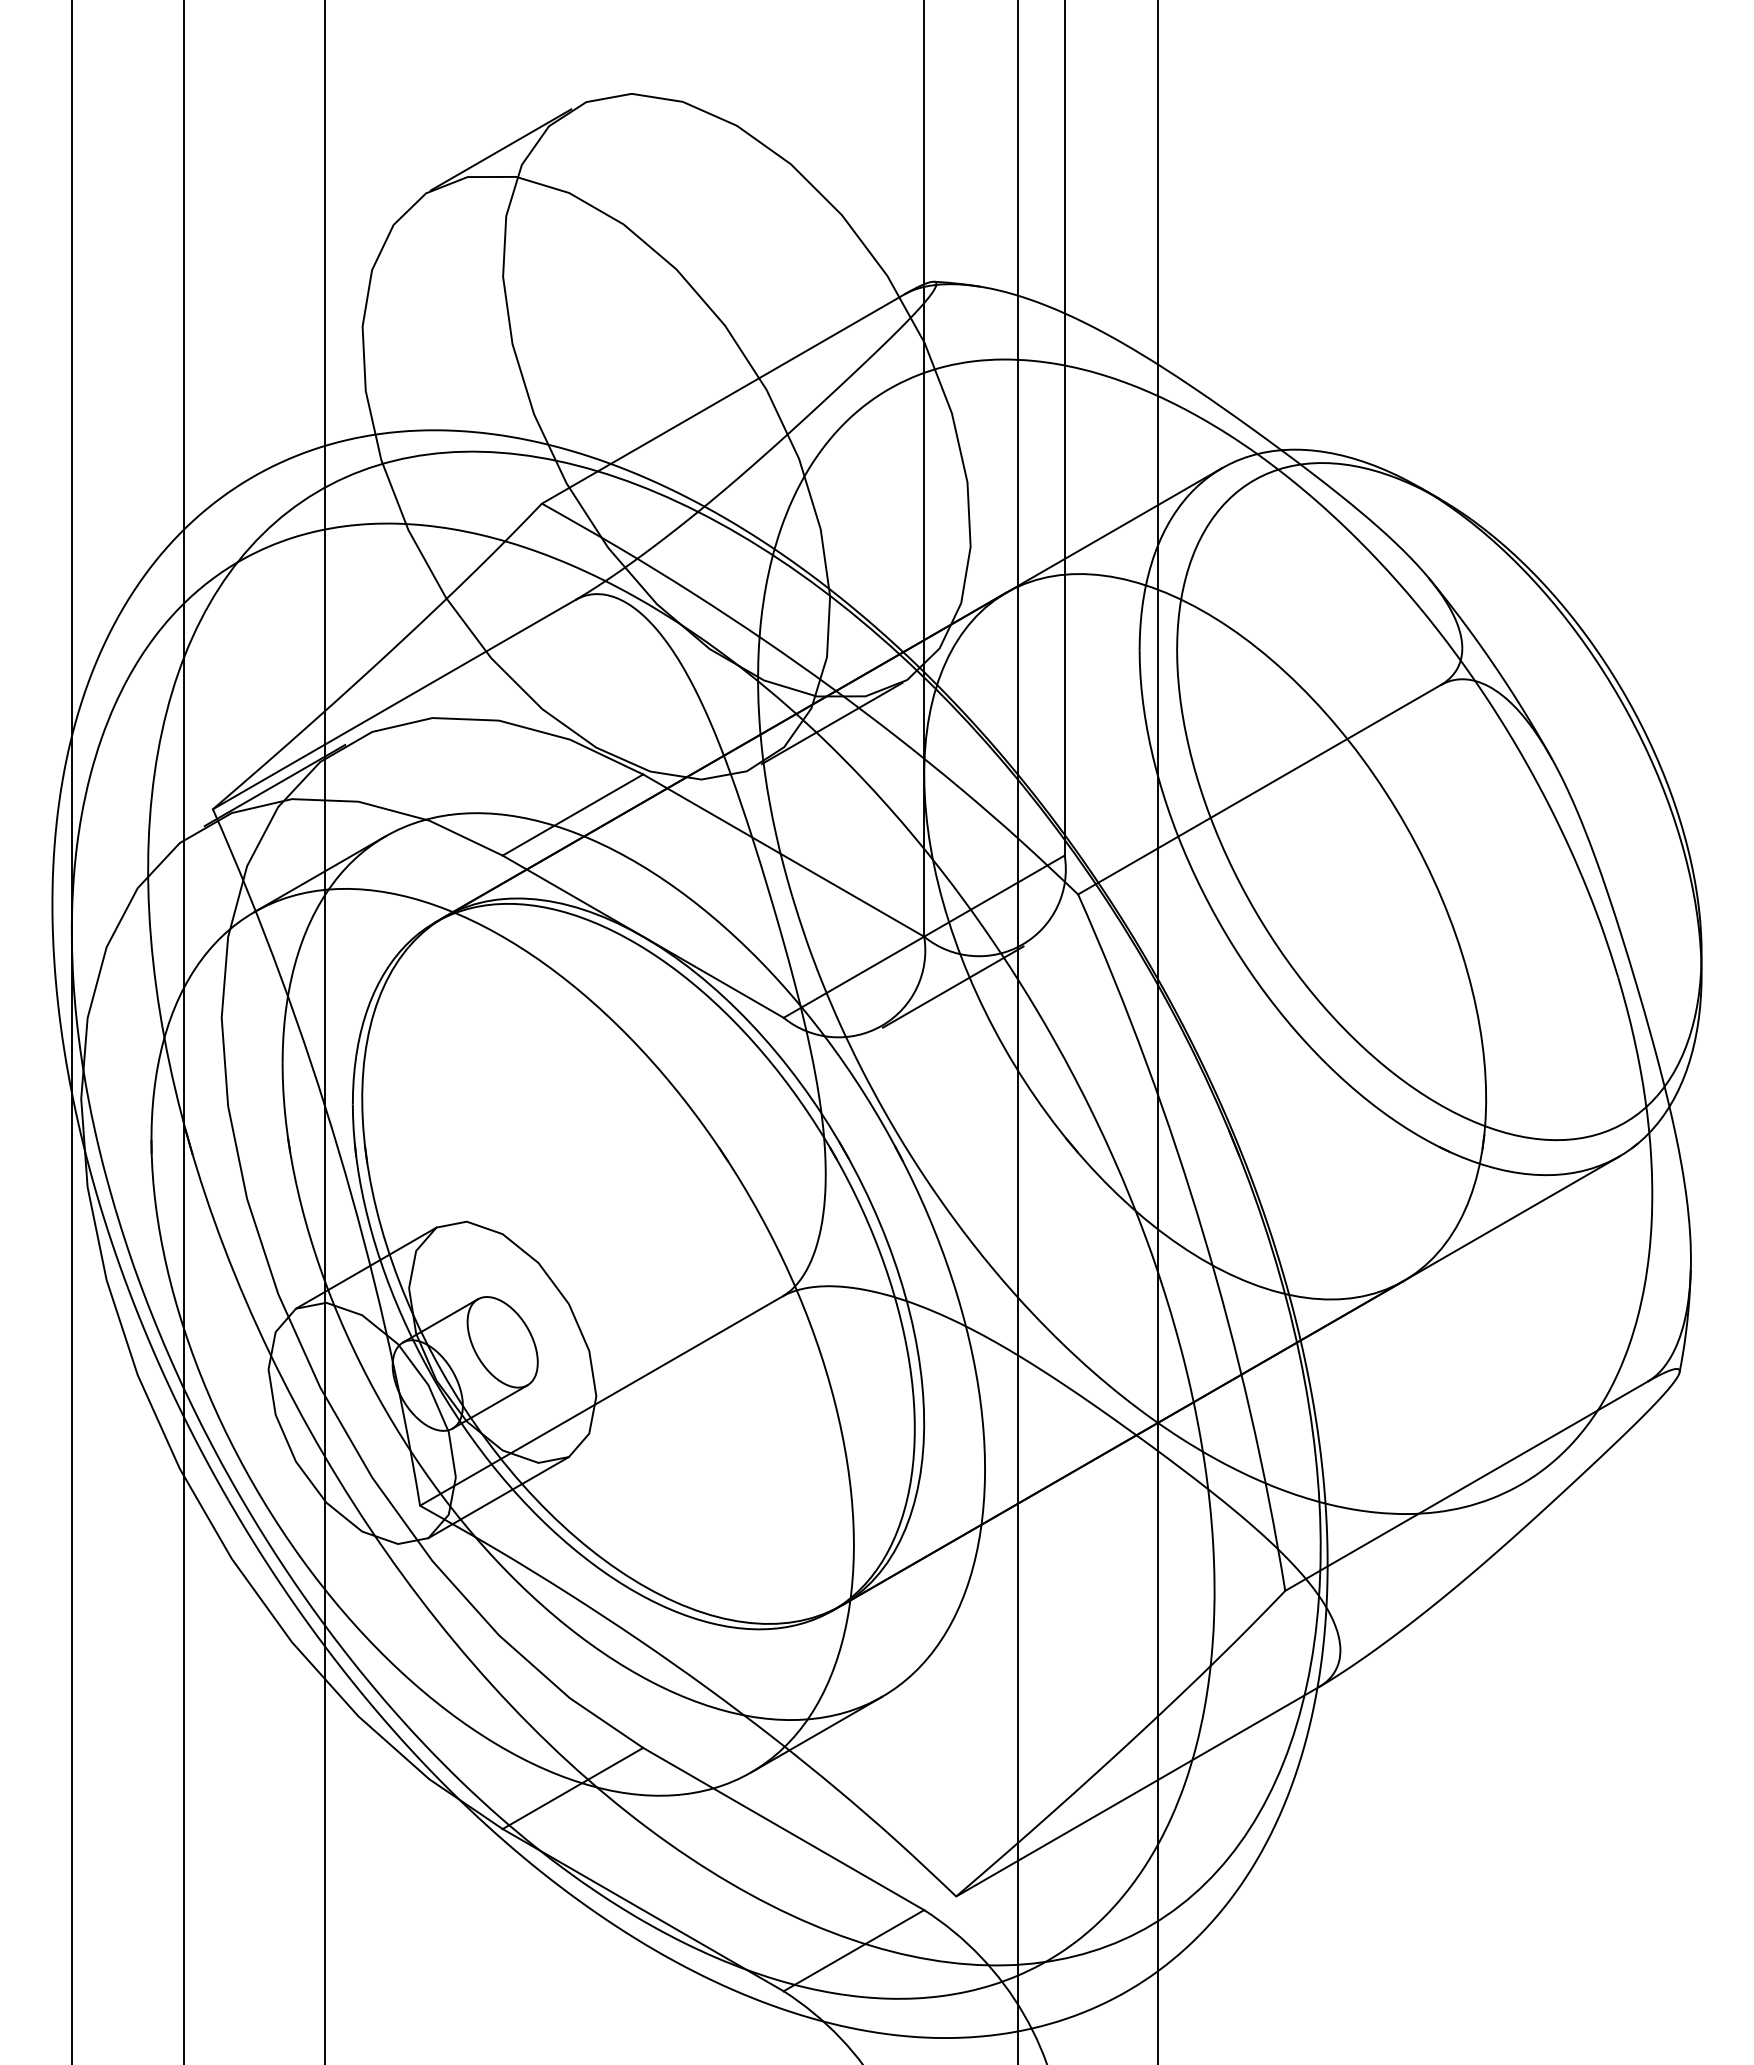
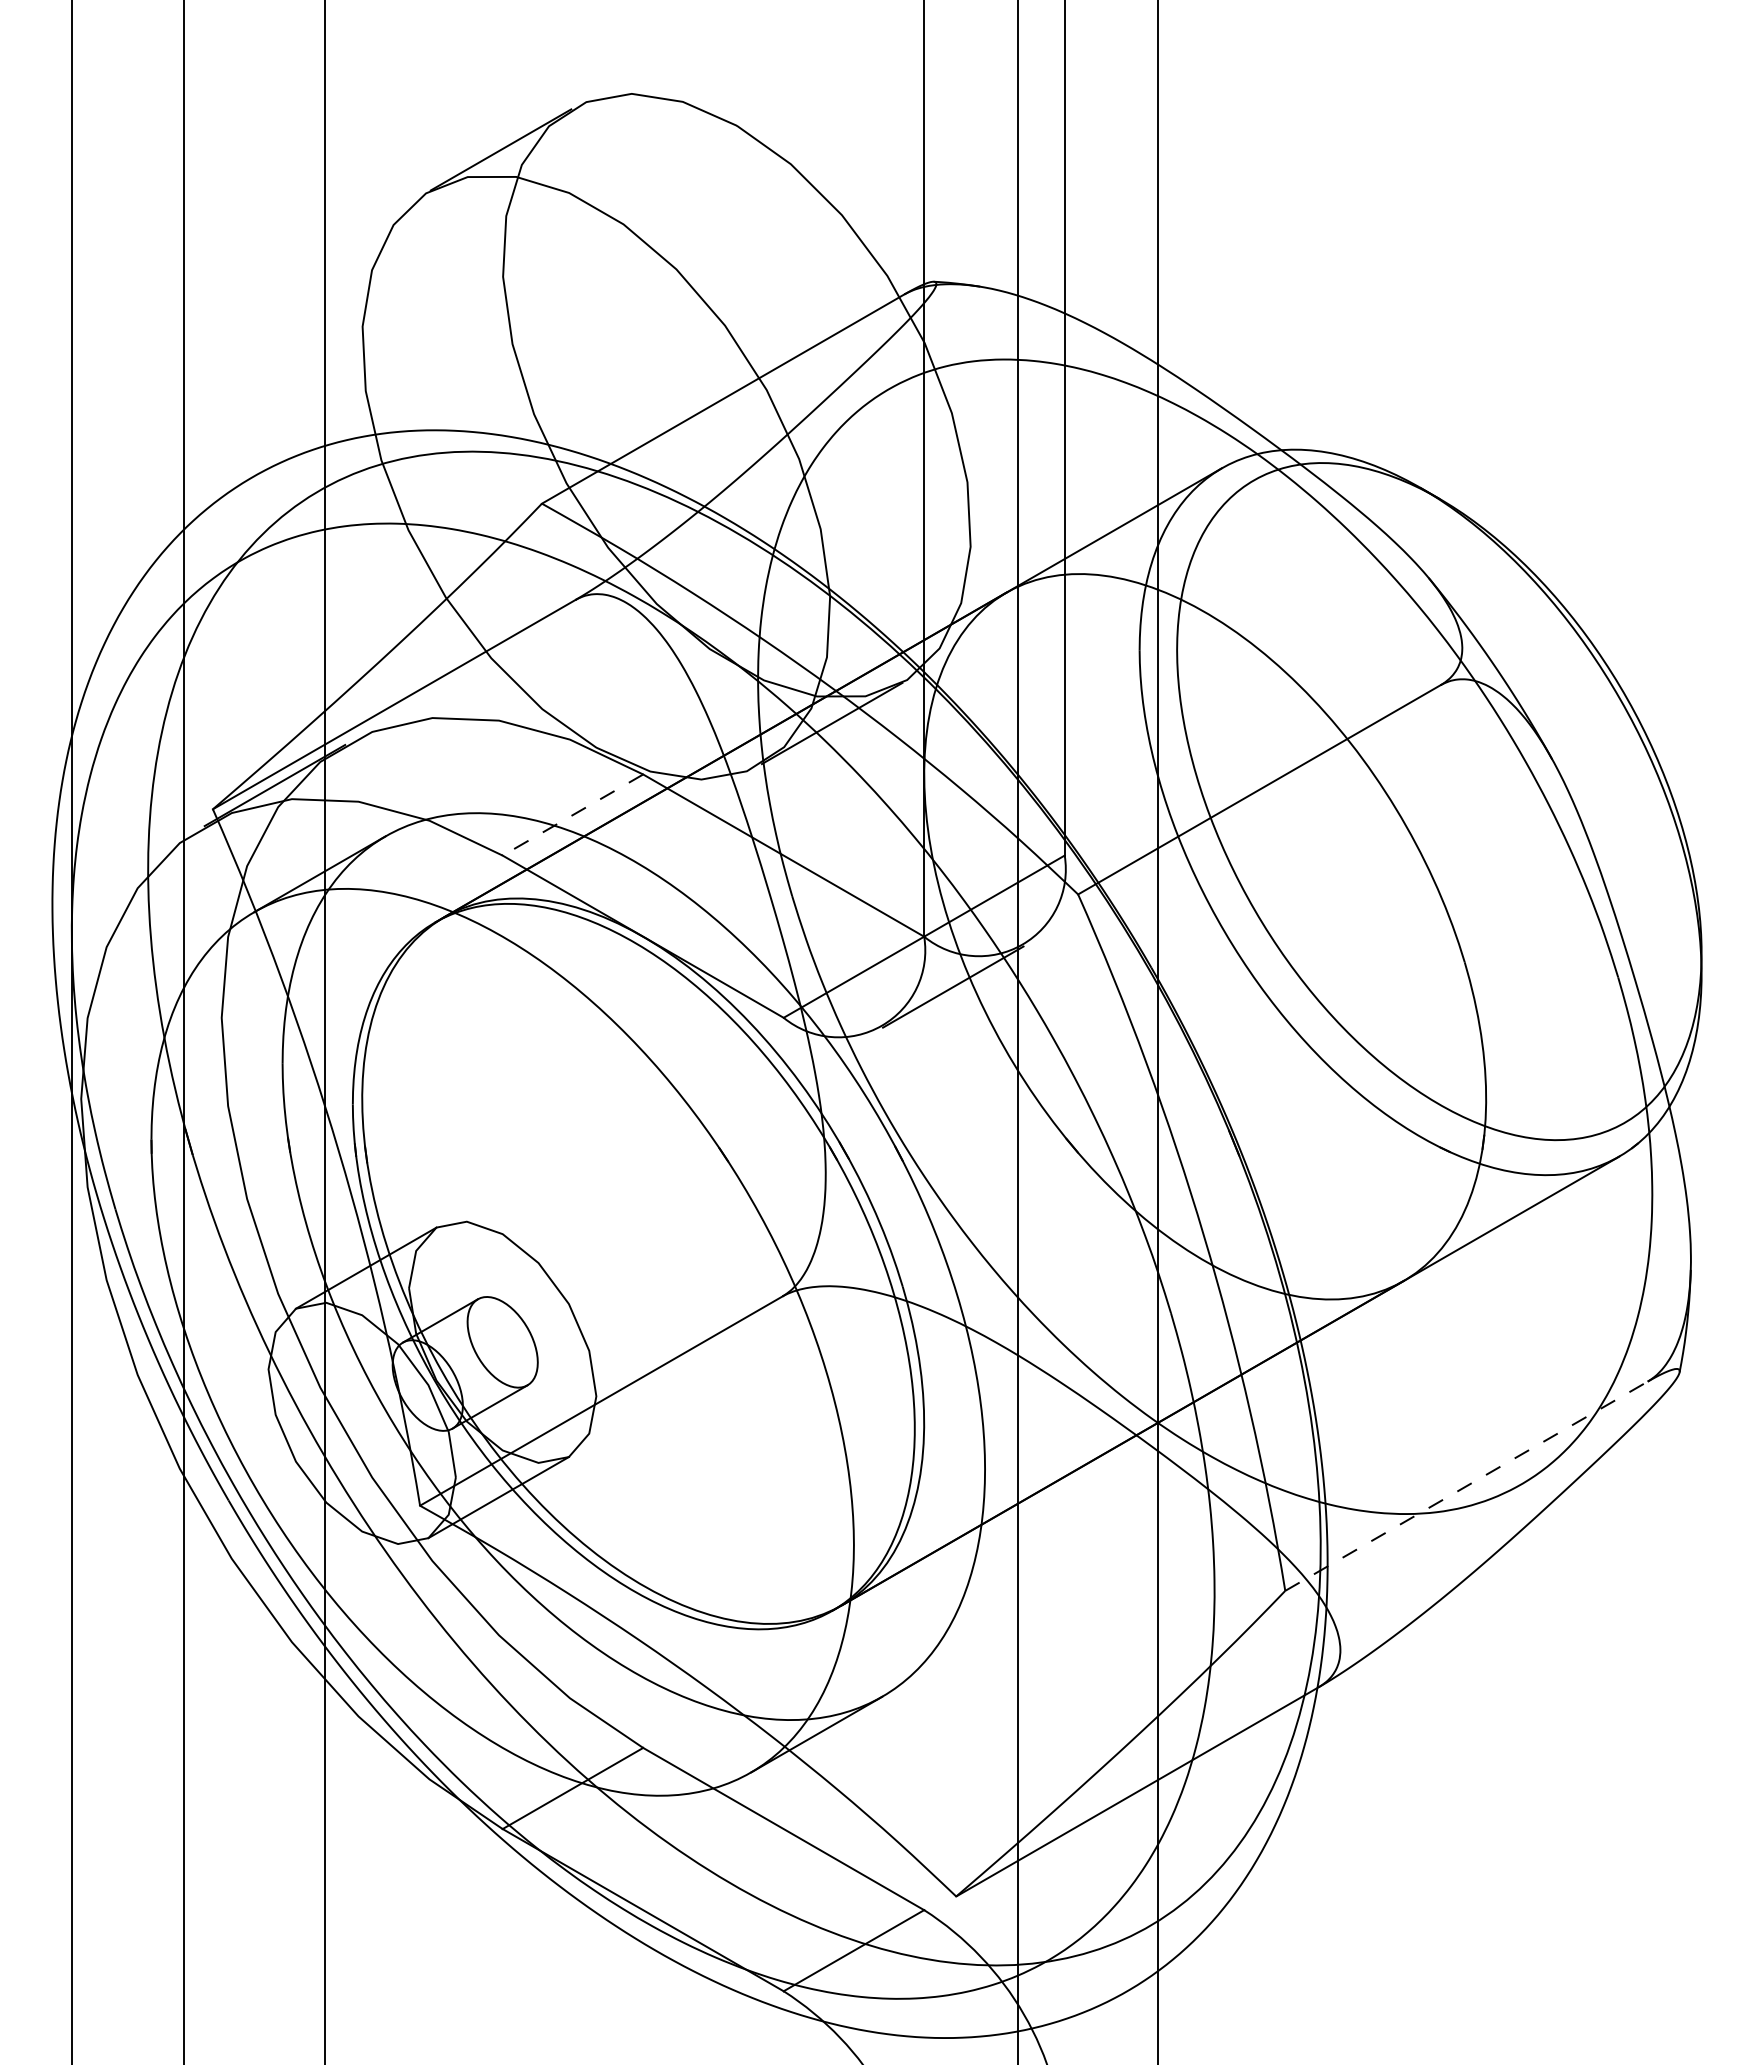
line: solid -> dashed (572, 815)
line: solid -> dashed (1466, 1486)
